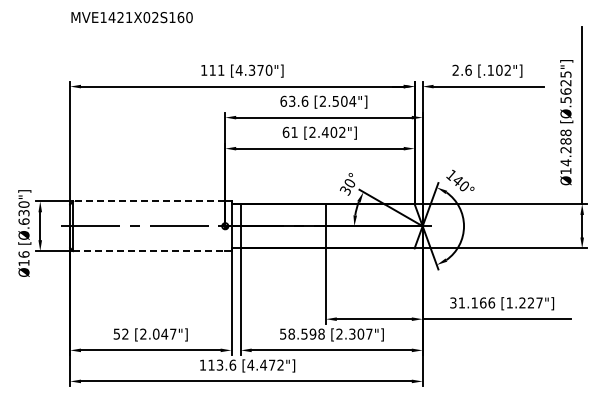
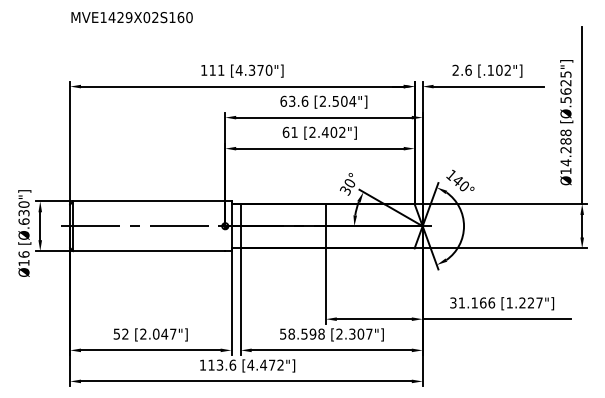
text: MVE1421X02S160 -> MVE1429X02S160 (128, 17)
line: dashed -> solid (148, 201)
line: dashed -> solid (149, 251)
